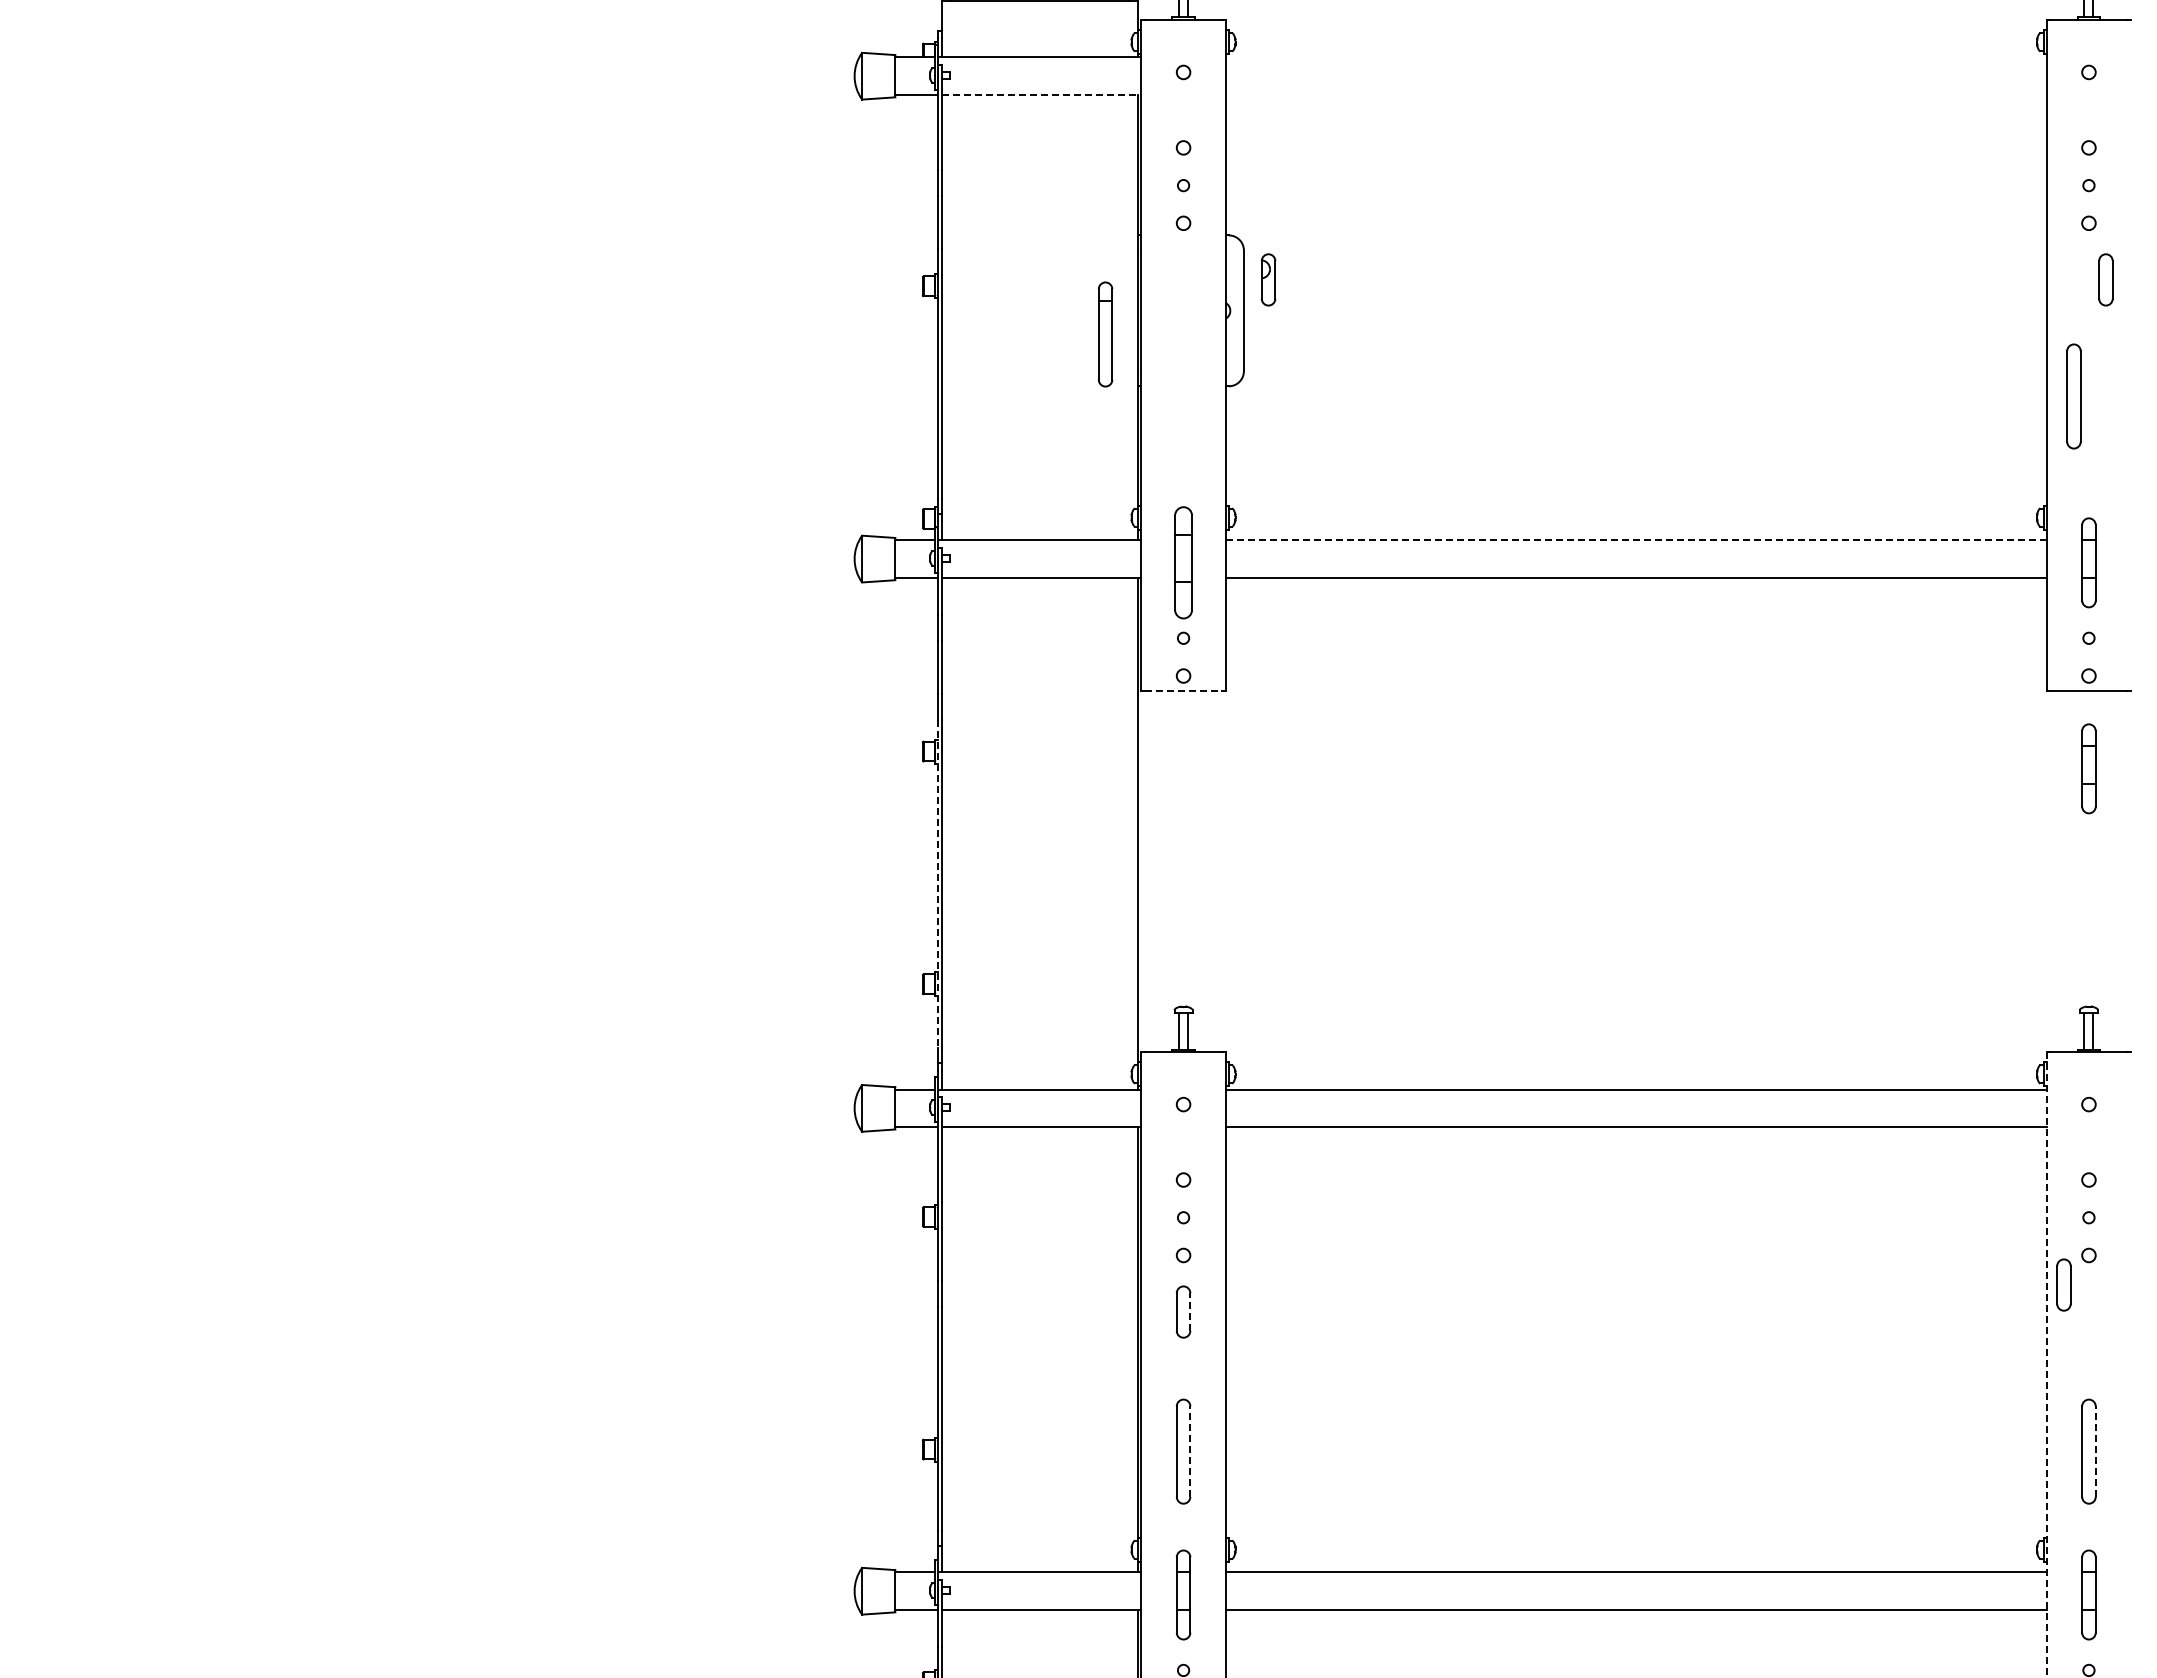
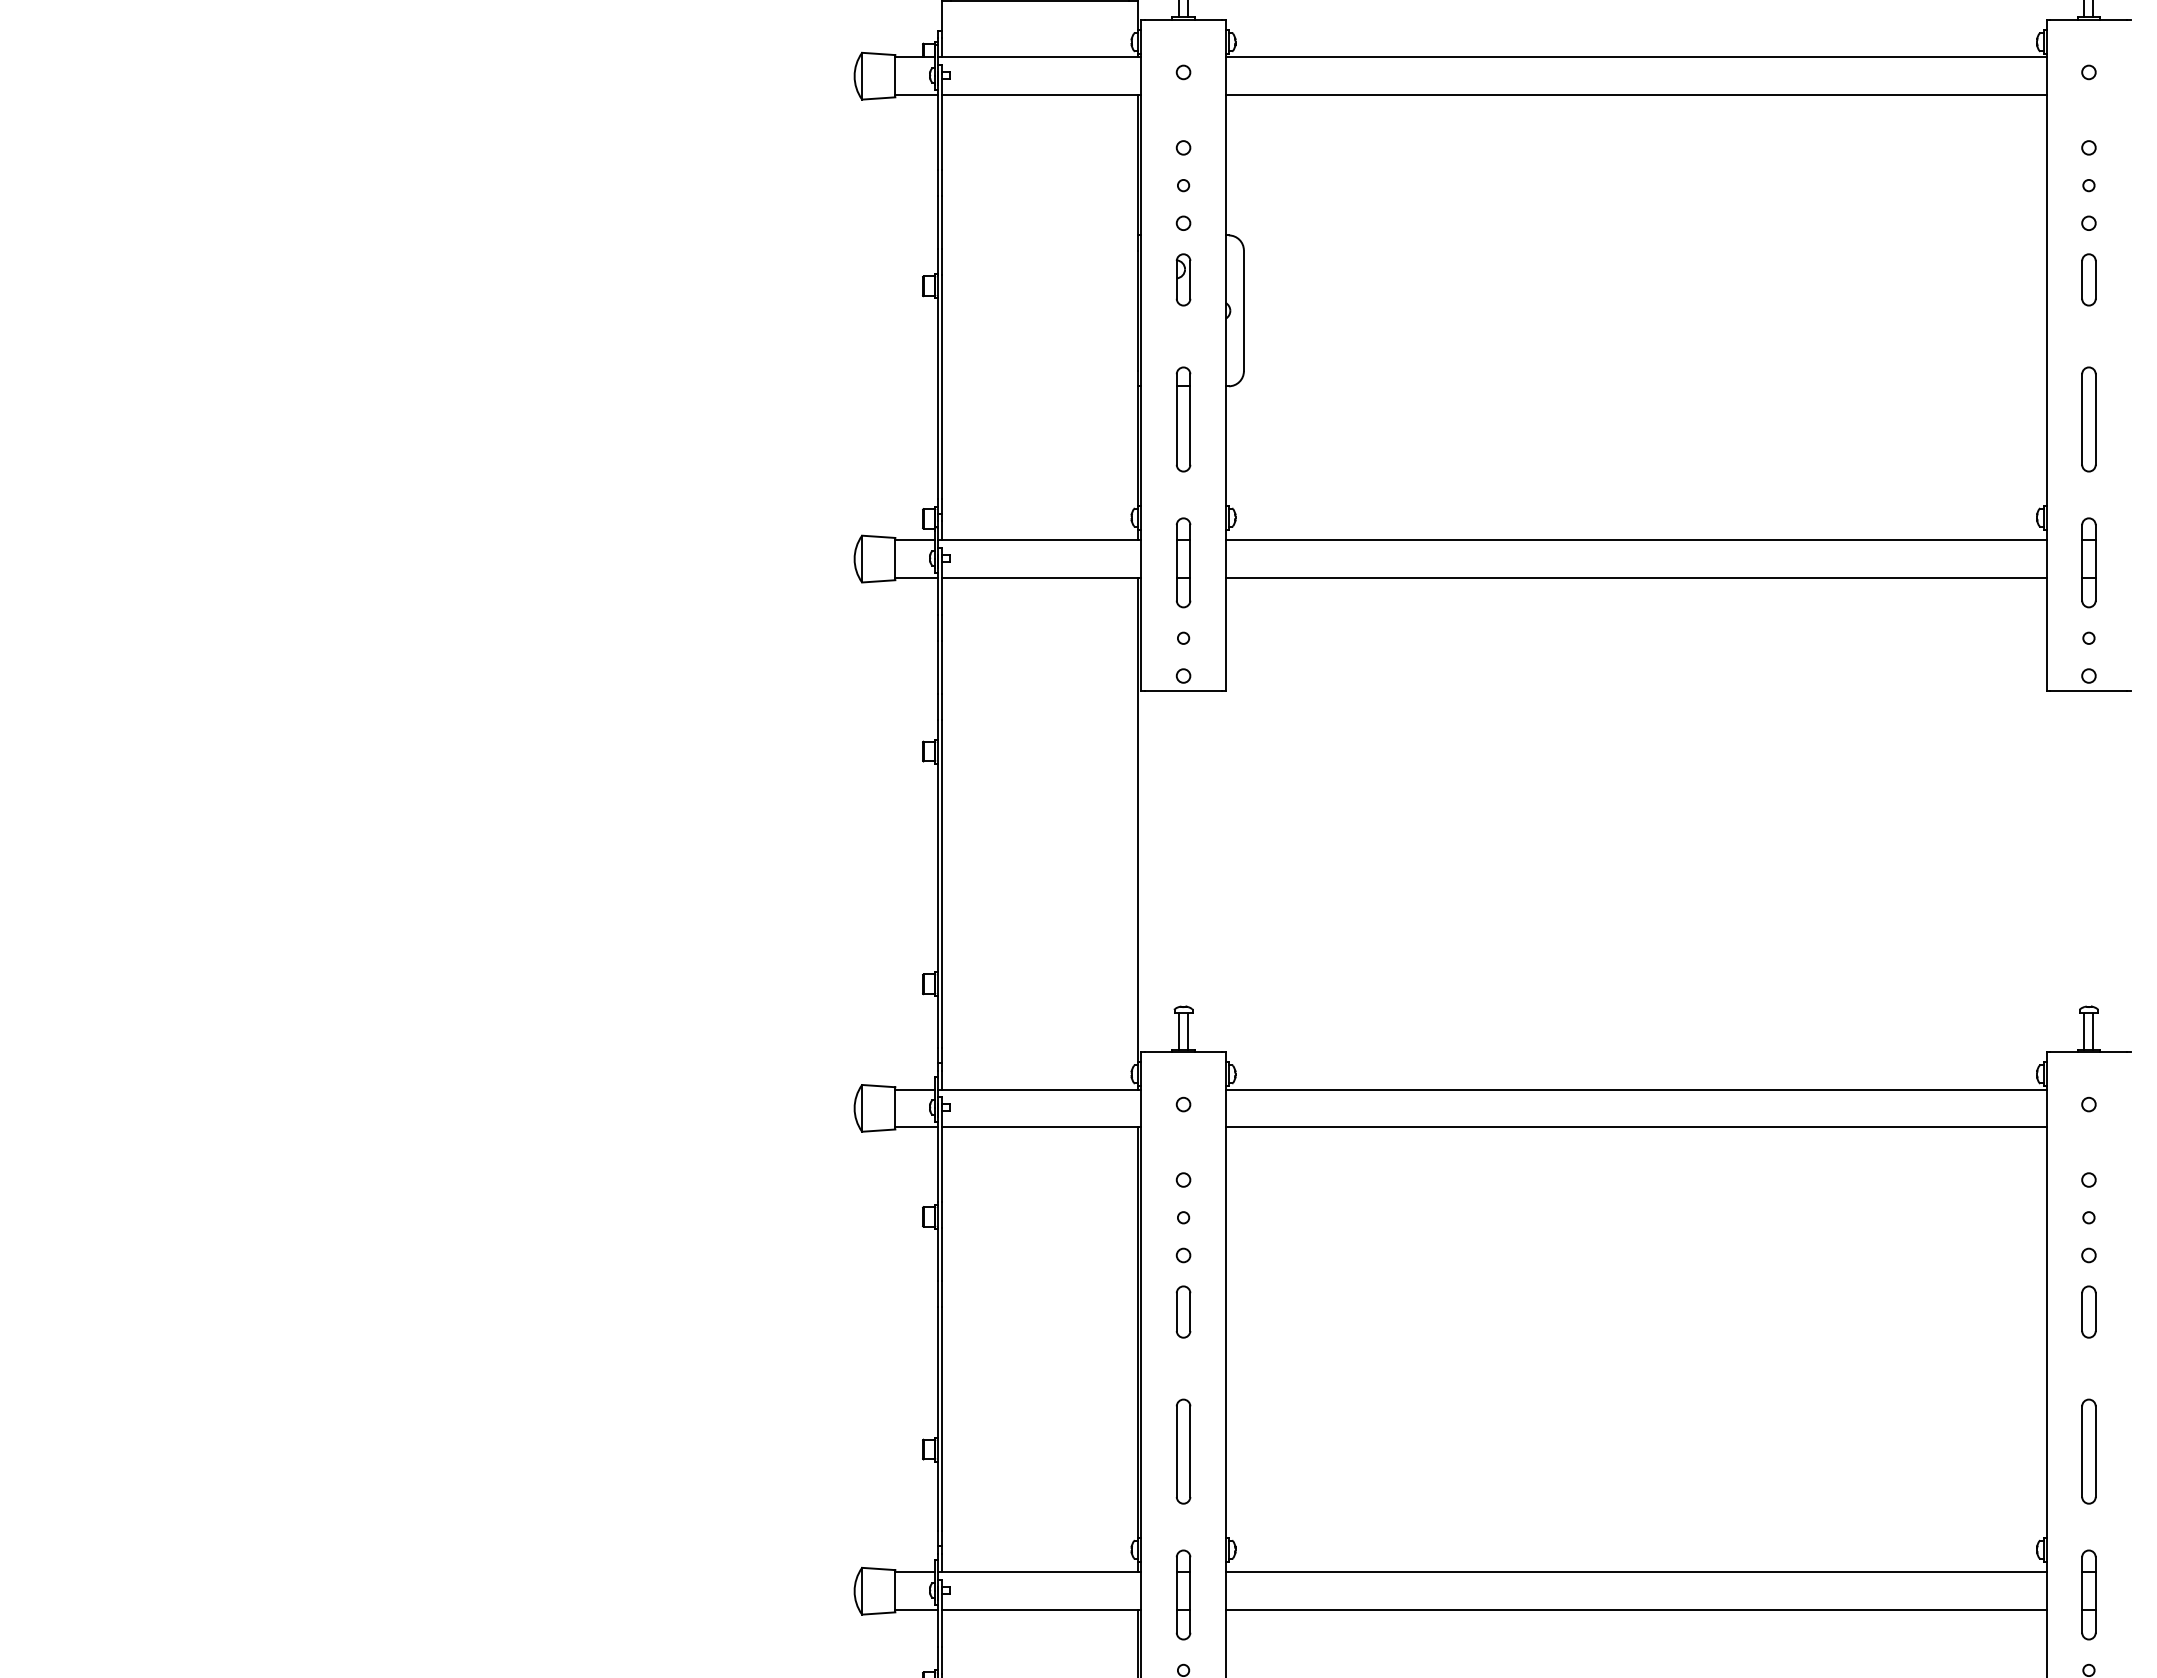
line: none -> present (1635, 57)
line: dashed -> solid (1041, 95)
line: none -> present (1635, 95)
part position: (1268, 279) -> (1183, 279) (1183, 279)
part position: (2105, 279) -> (2088, 279) (2088, 279)
part position: (1105, 334) -> (1183, 419) (1183, 419)
part position: (2073, 396) -> (2088, 419) (2088, 419)
line: dashed -> solid (1635, 540)
part size: 19x114 px -> 17x92 px (1183, 562)
line: dashed -> solid (1184, 691)
part: present -> none (2088, 768)
line: dashed -> solid (937, 884)
part position: (2063, 1284) -> (2088, 1311) (2088, 1311)
line: dashed -> solid (1190, 1312)
line: dashed -> solid (2046, 1364)
line: dashed -> solid (1190, 1451)
line: dashed -> solid (2095, 1451)
